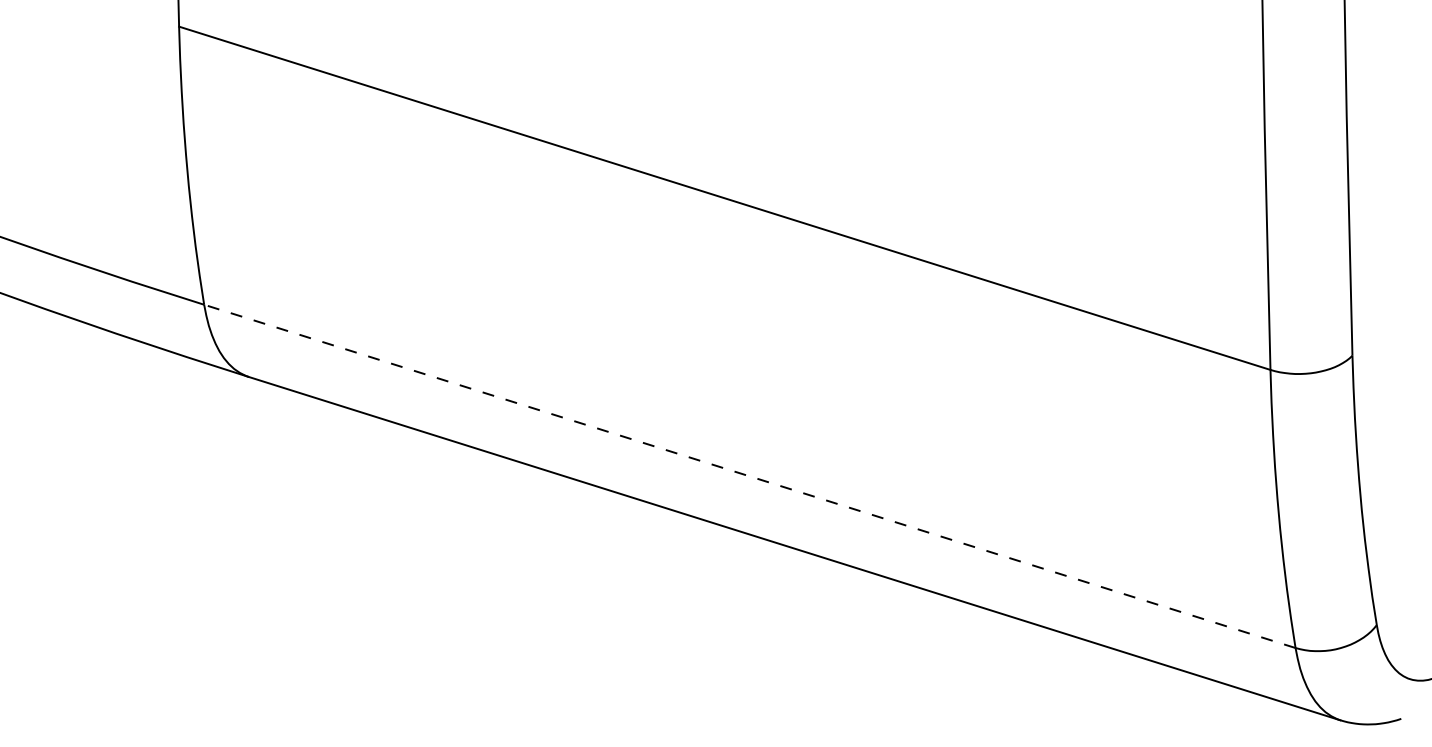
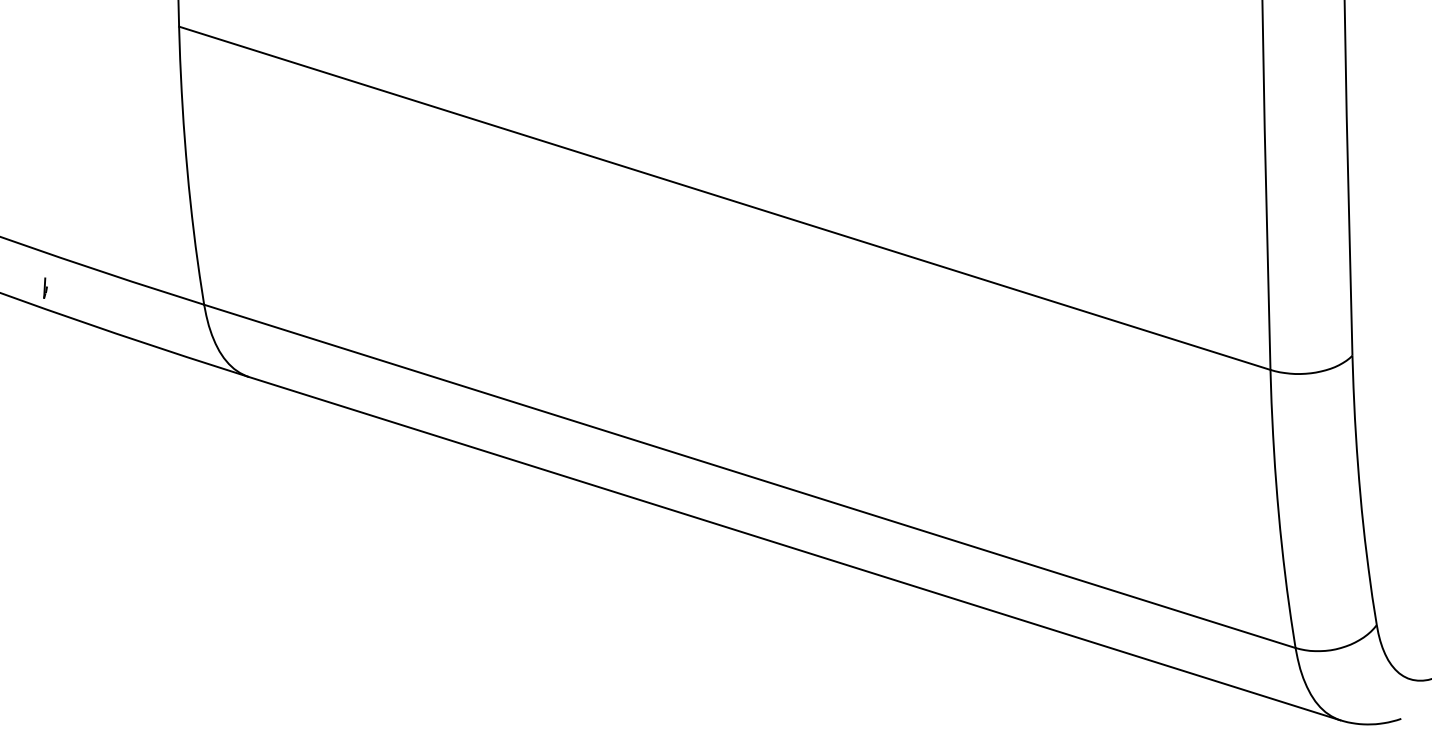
line: none -> present (45, 287)
line: dashed -> solid (749, 476)
